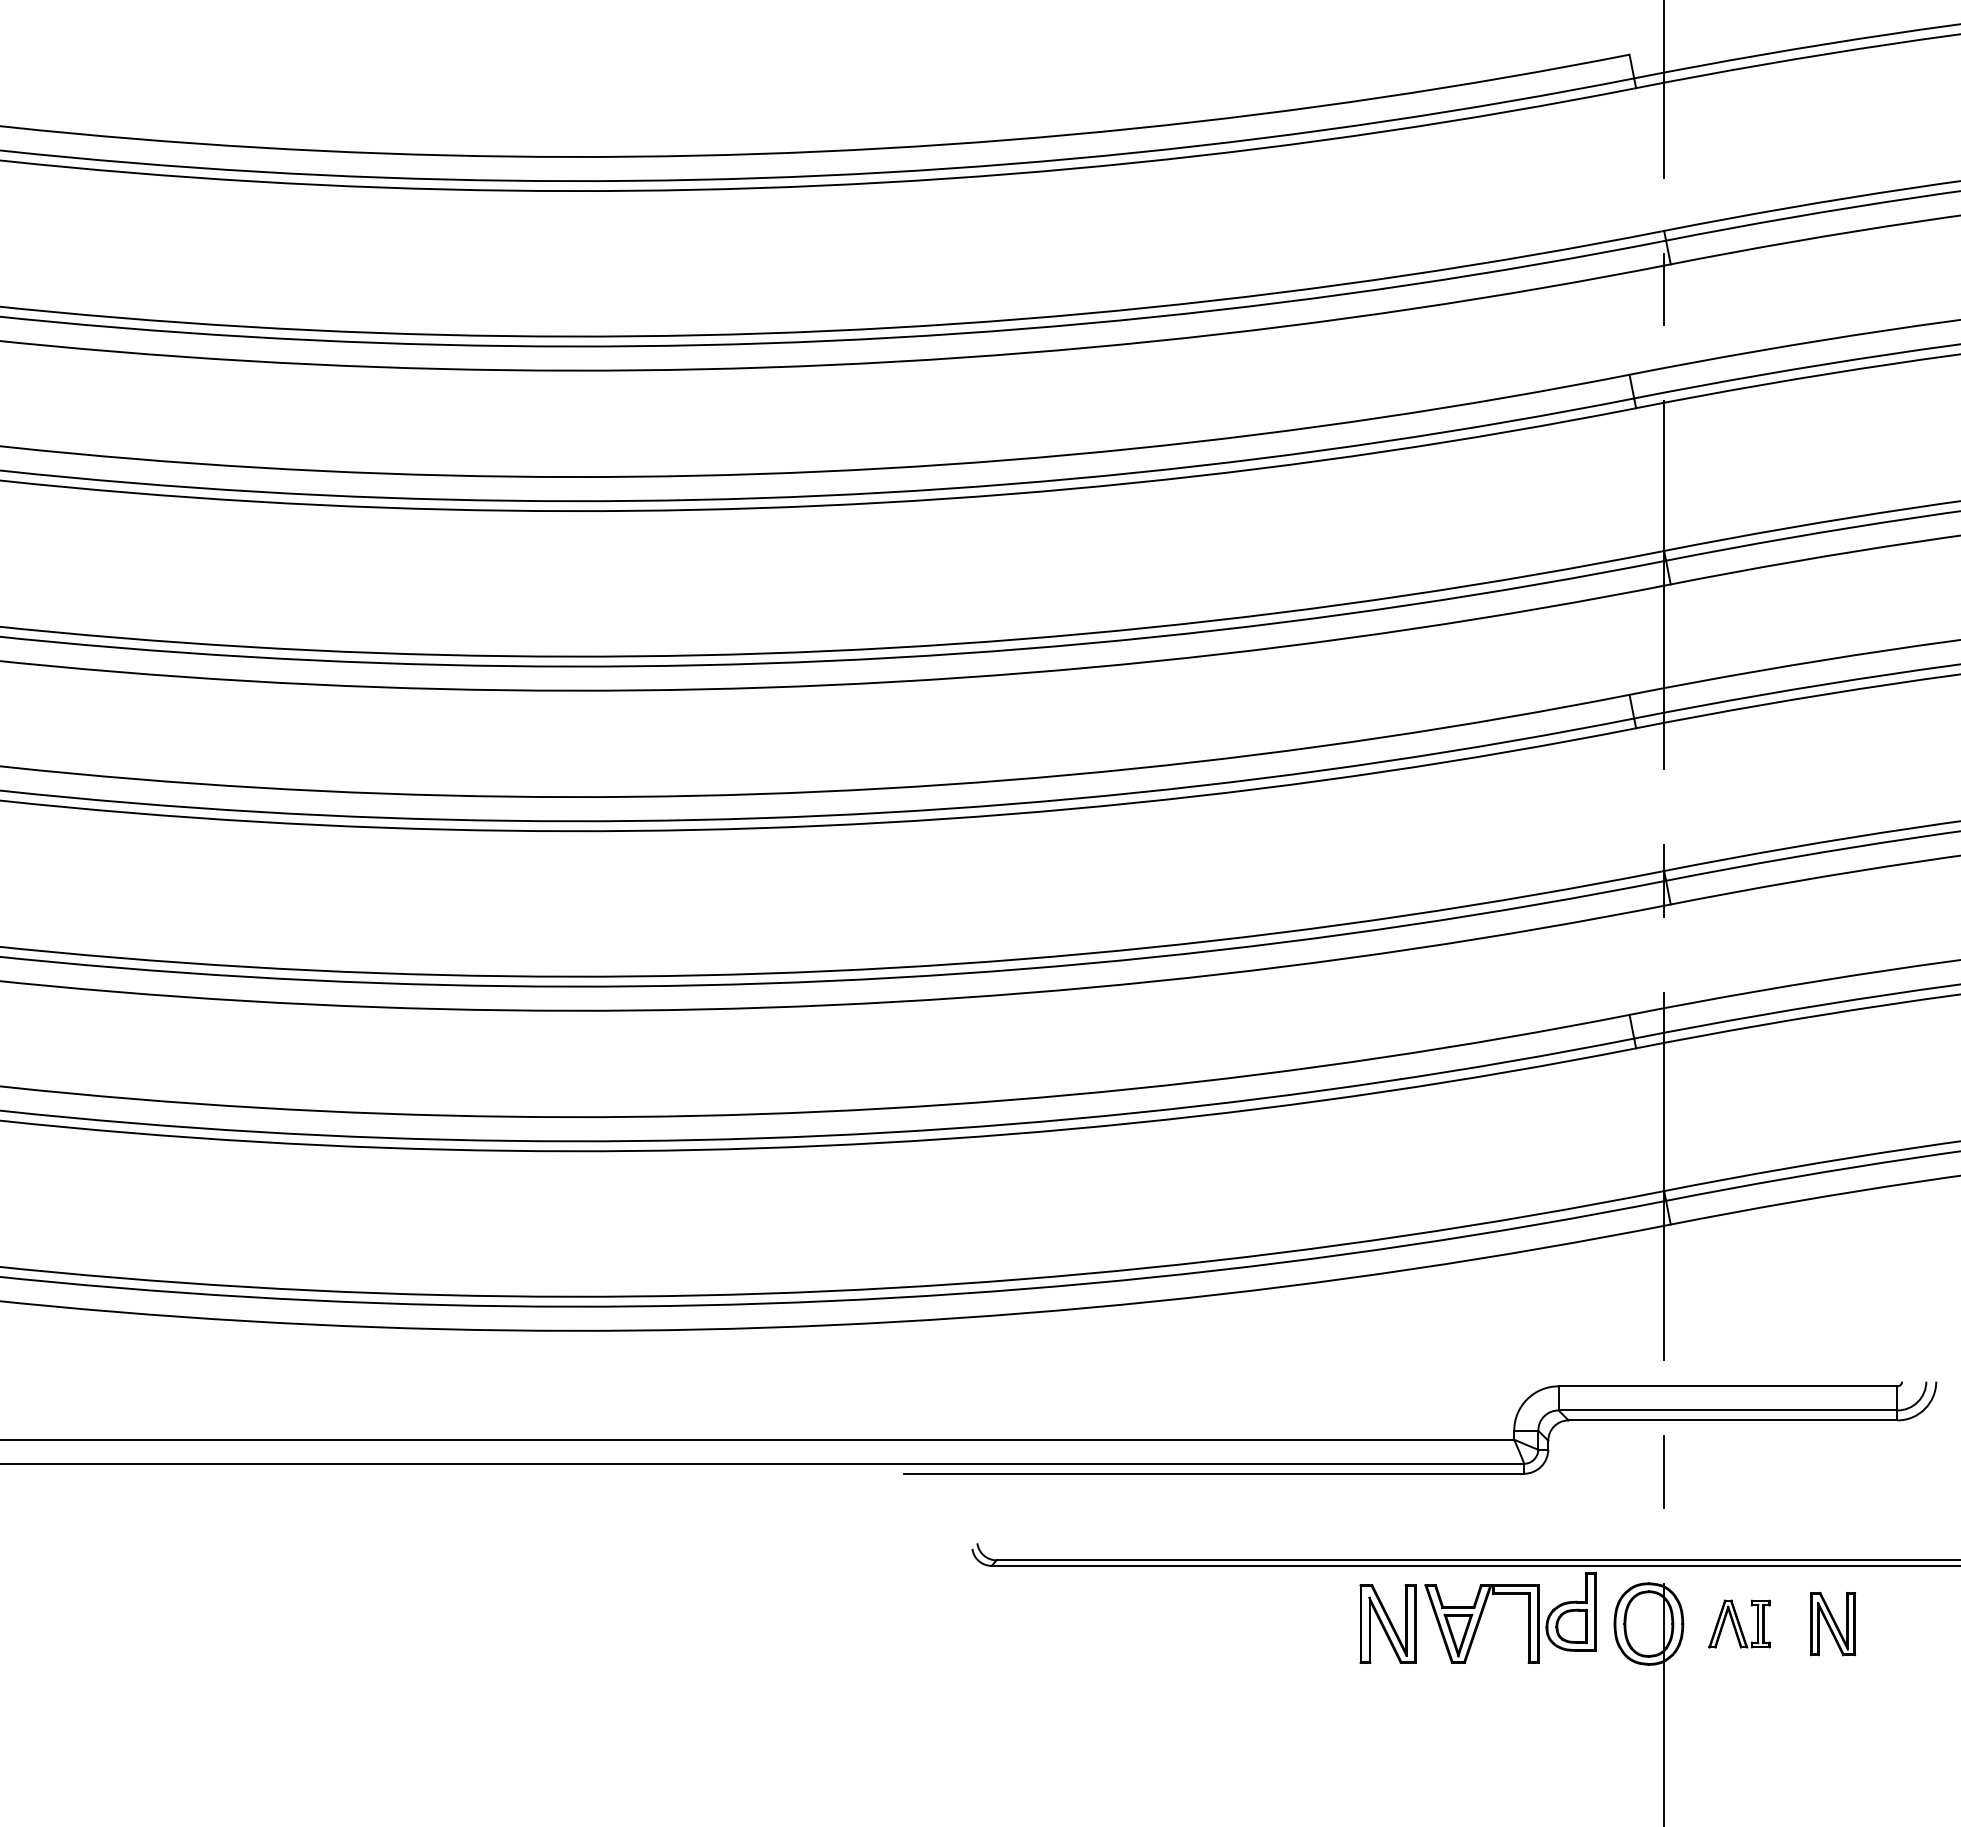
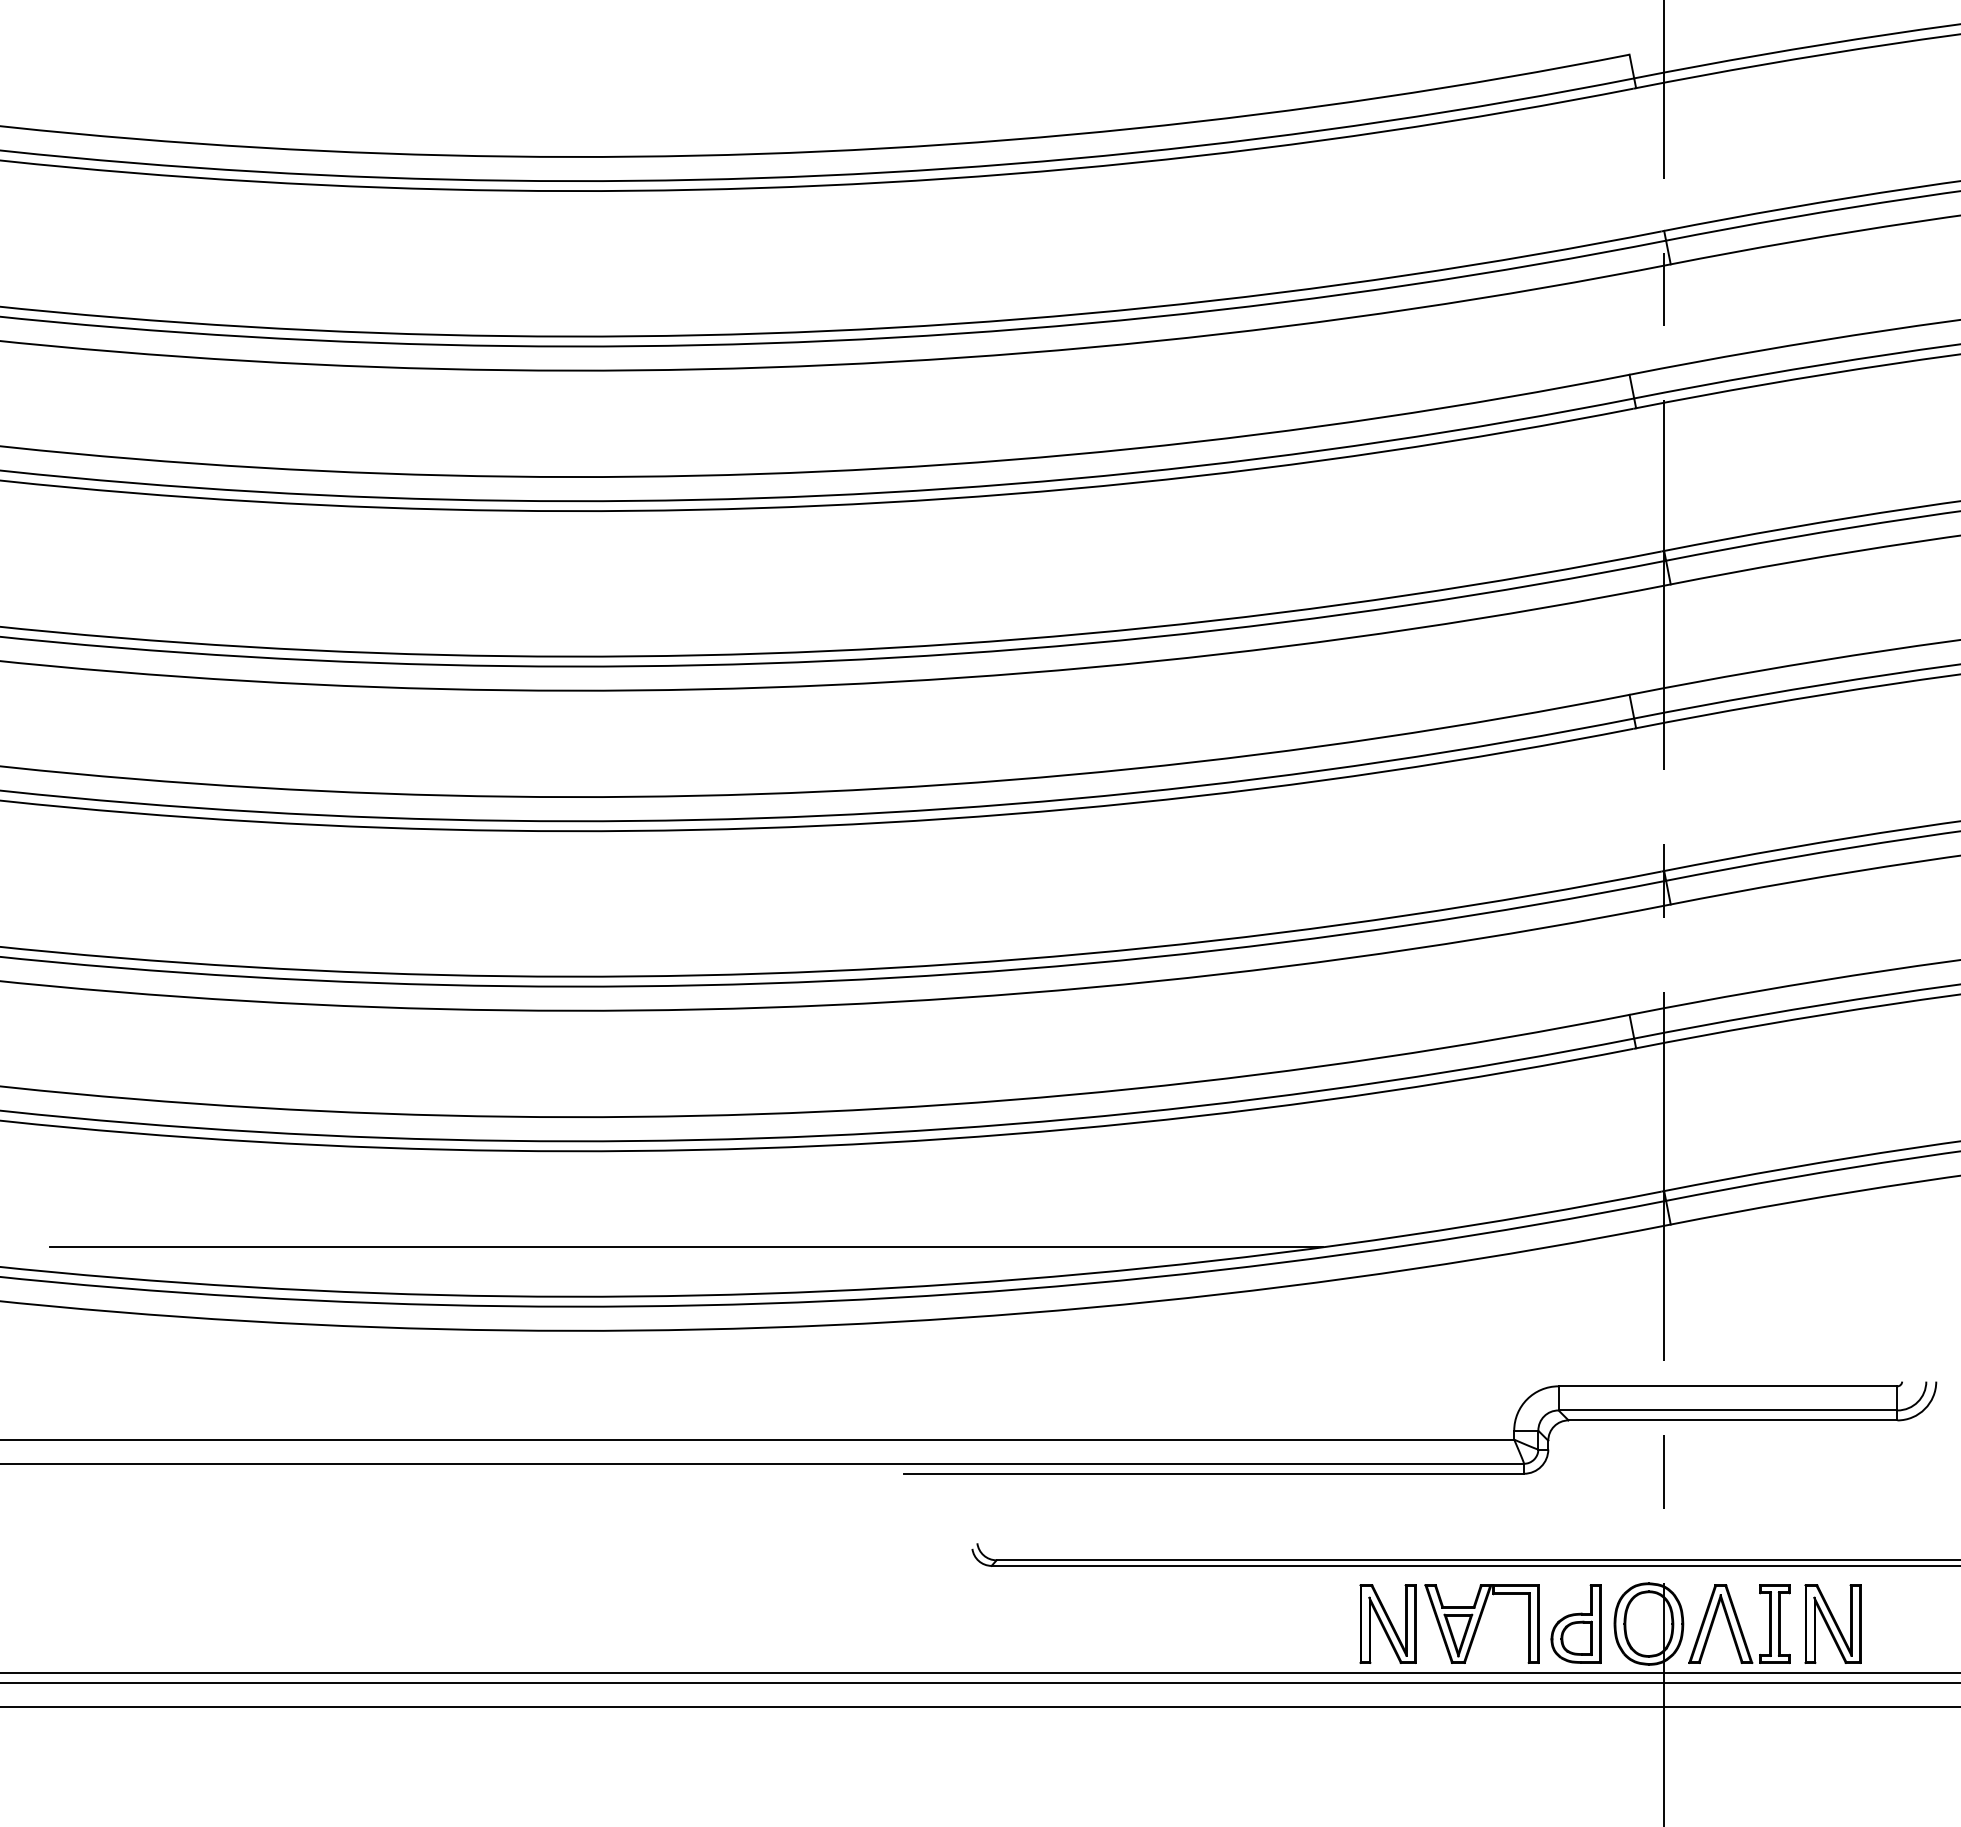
line: none -> present (685, 1247)
part position: (1570, 1611) -> (1575, 1623) (1575, 1623)
part size: 63x50 px -> 103x80 px (1739, 1623)
part size: 46x66 px -> 58x80 px (1832, 1623)
line: none -> present (979, 1673)
line: none -> present (979, 1682)
line: none -> present (979, 1706)
